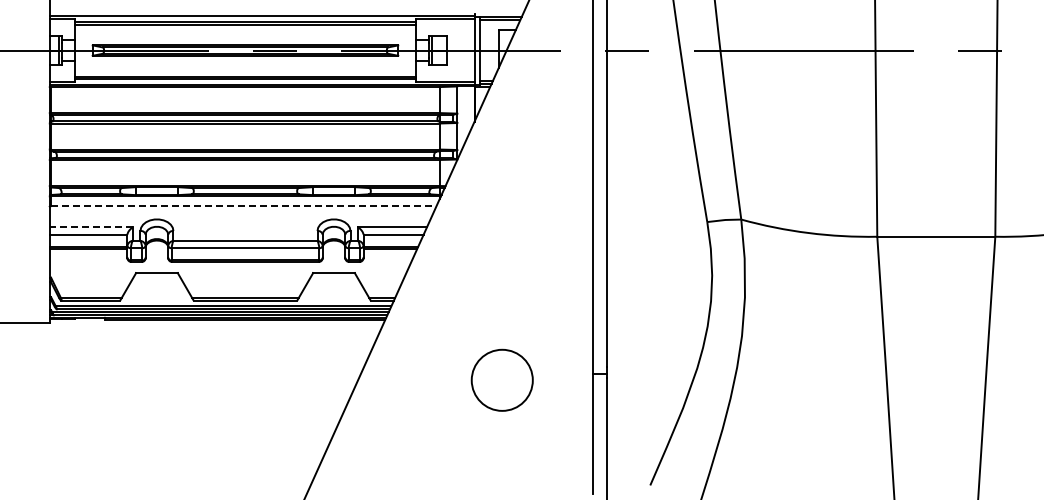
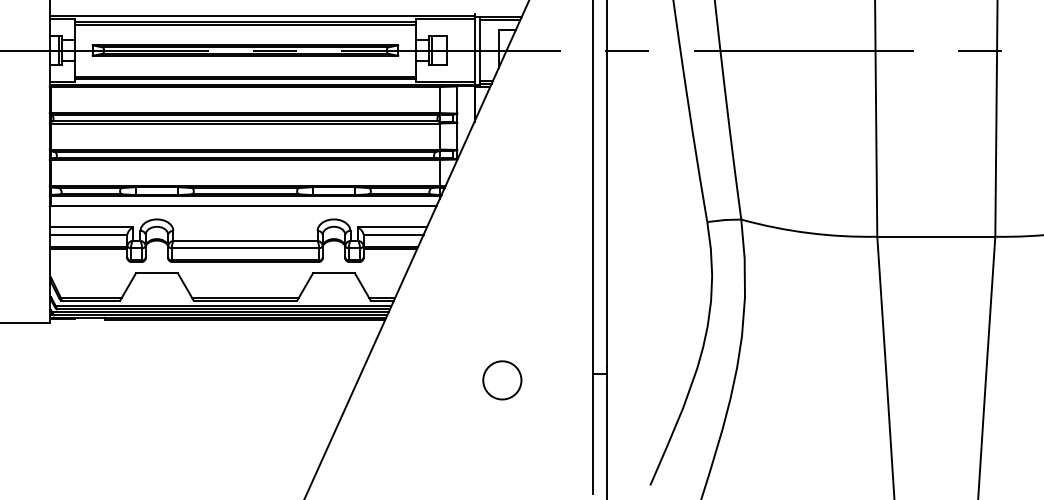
line: dashed -> solid (243, 206)
line: dashed -> solid (90, 227)
circle size: 64x64 px -> 41x41 px (502, 380)
